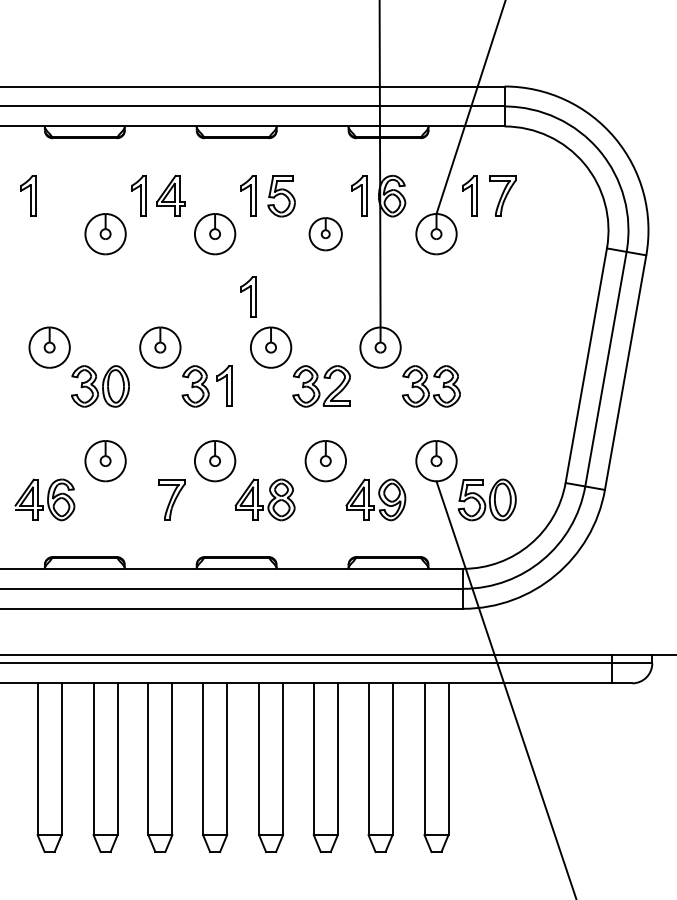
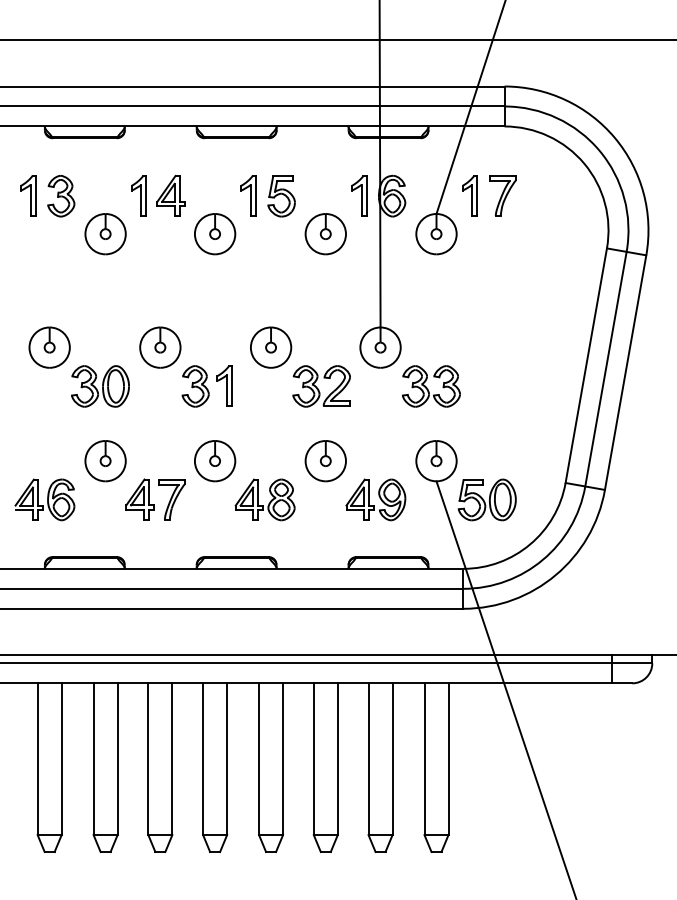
line: none -> present (337, 40)
part: none -> present (61, 196)
part size: 35x35 px -> 43x43 px (325, 234)
part: present -> none (248, 296)
part: none -> present (139, 499)
